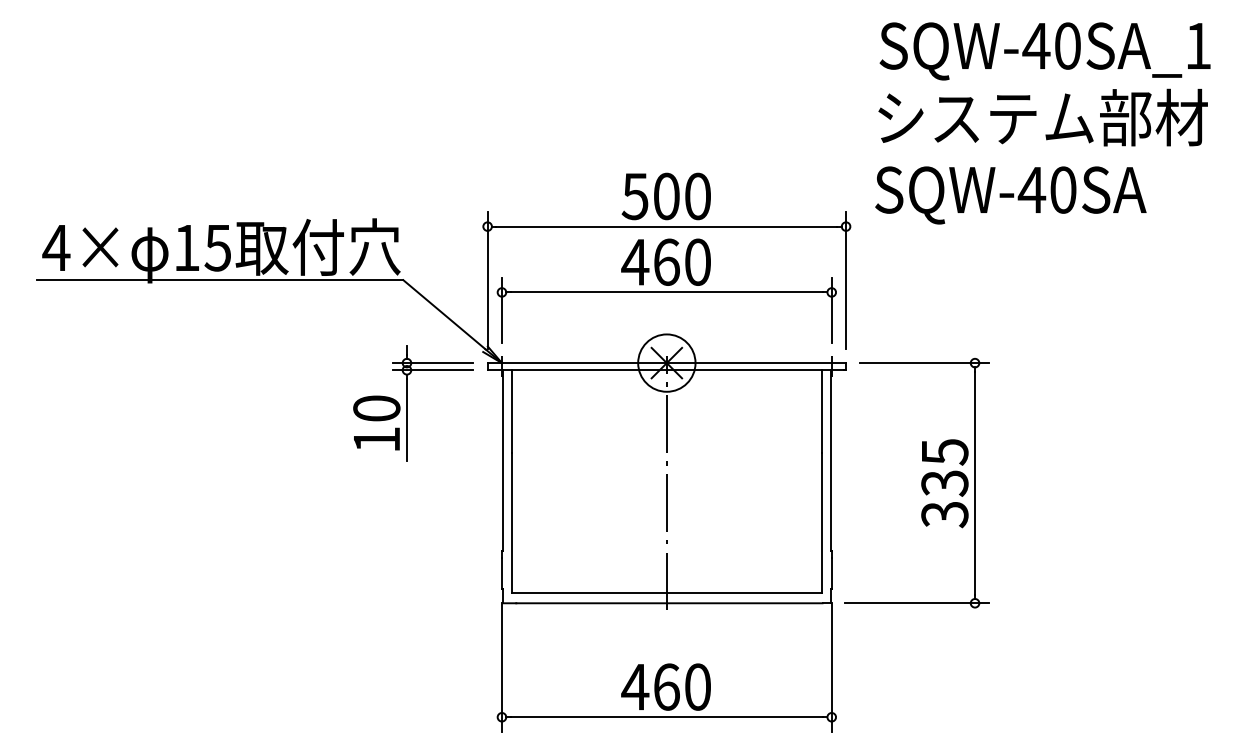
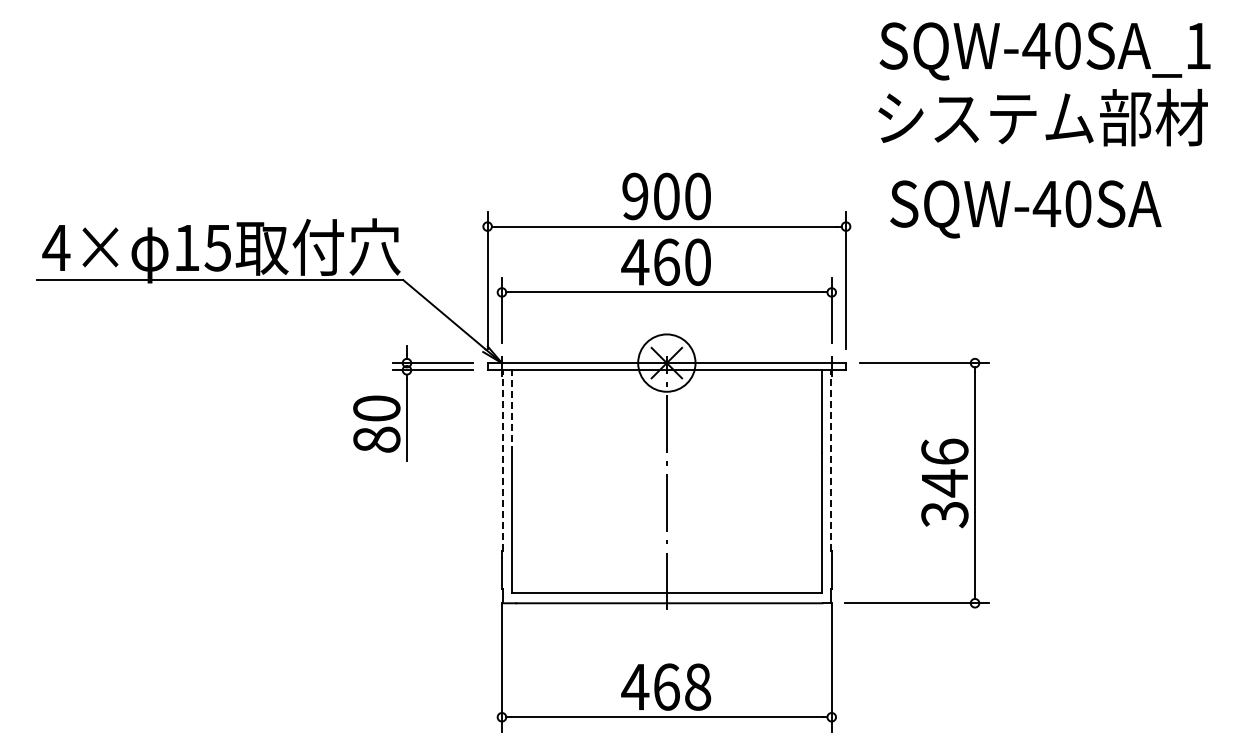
text position: (1010, 195) -> (1025, 209) (1025, 209)
text: 500 -> 900 (634, 196)
line: solid -> dashed (512, 411)
text: 10 -> 80 (376, 439)
line: solid -> dashed (502, 460)
line: solid -> dashed (831, 460)
text: 335 -> 346 (944, 467)
text: 460 -> 468 (698, 686)
